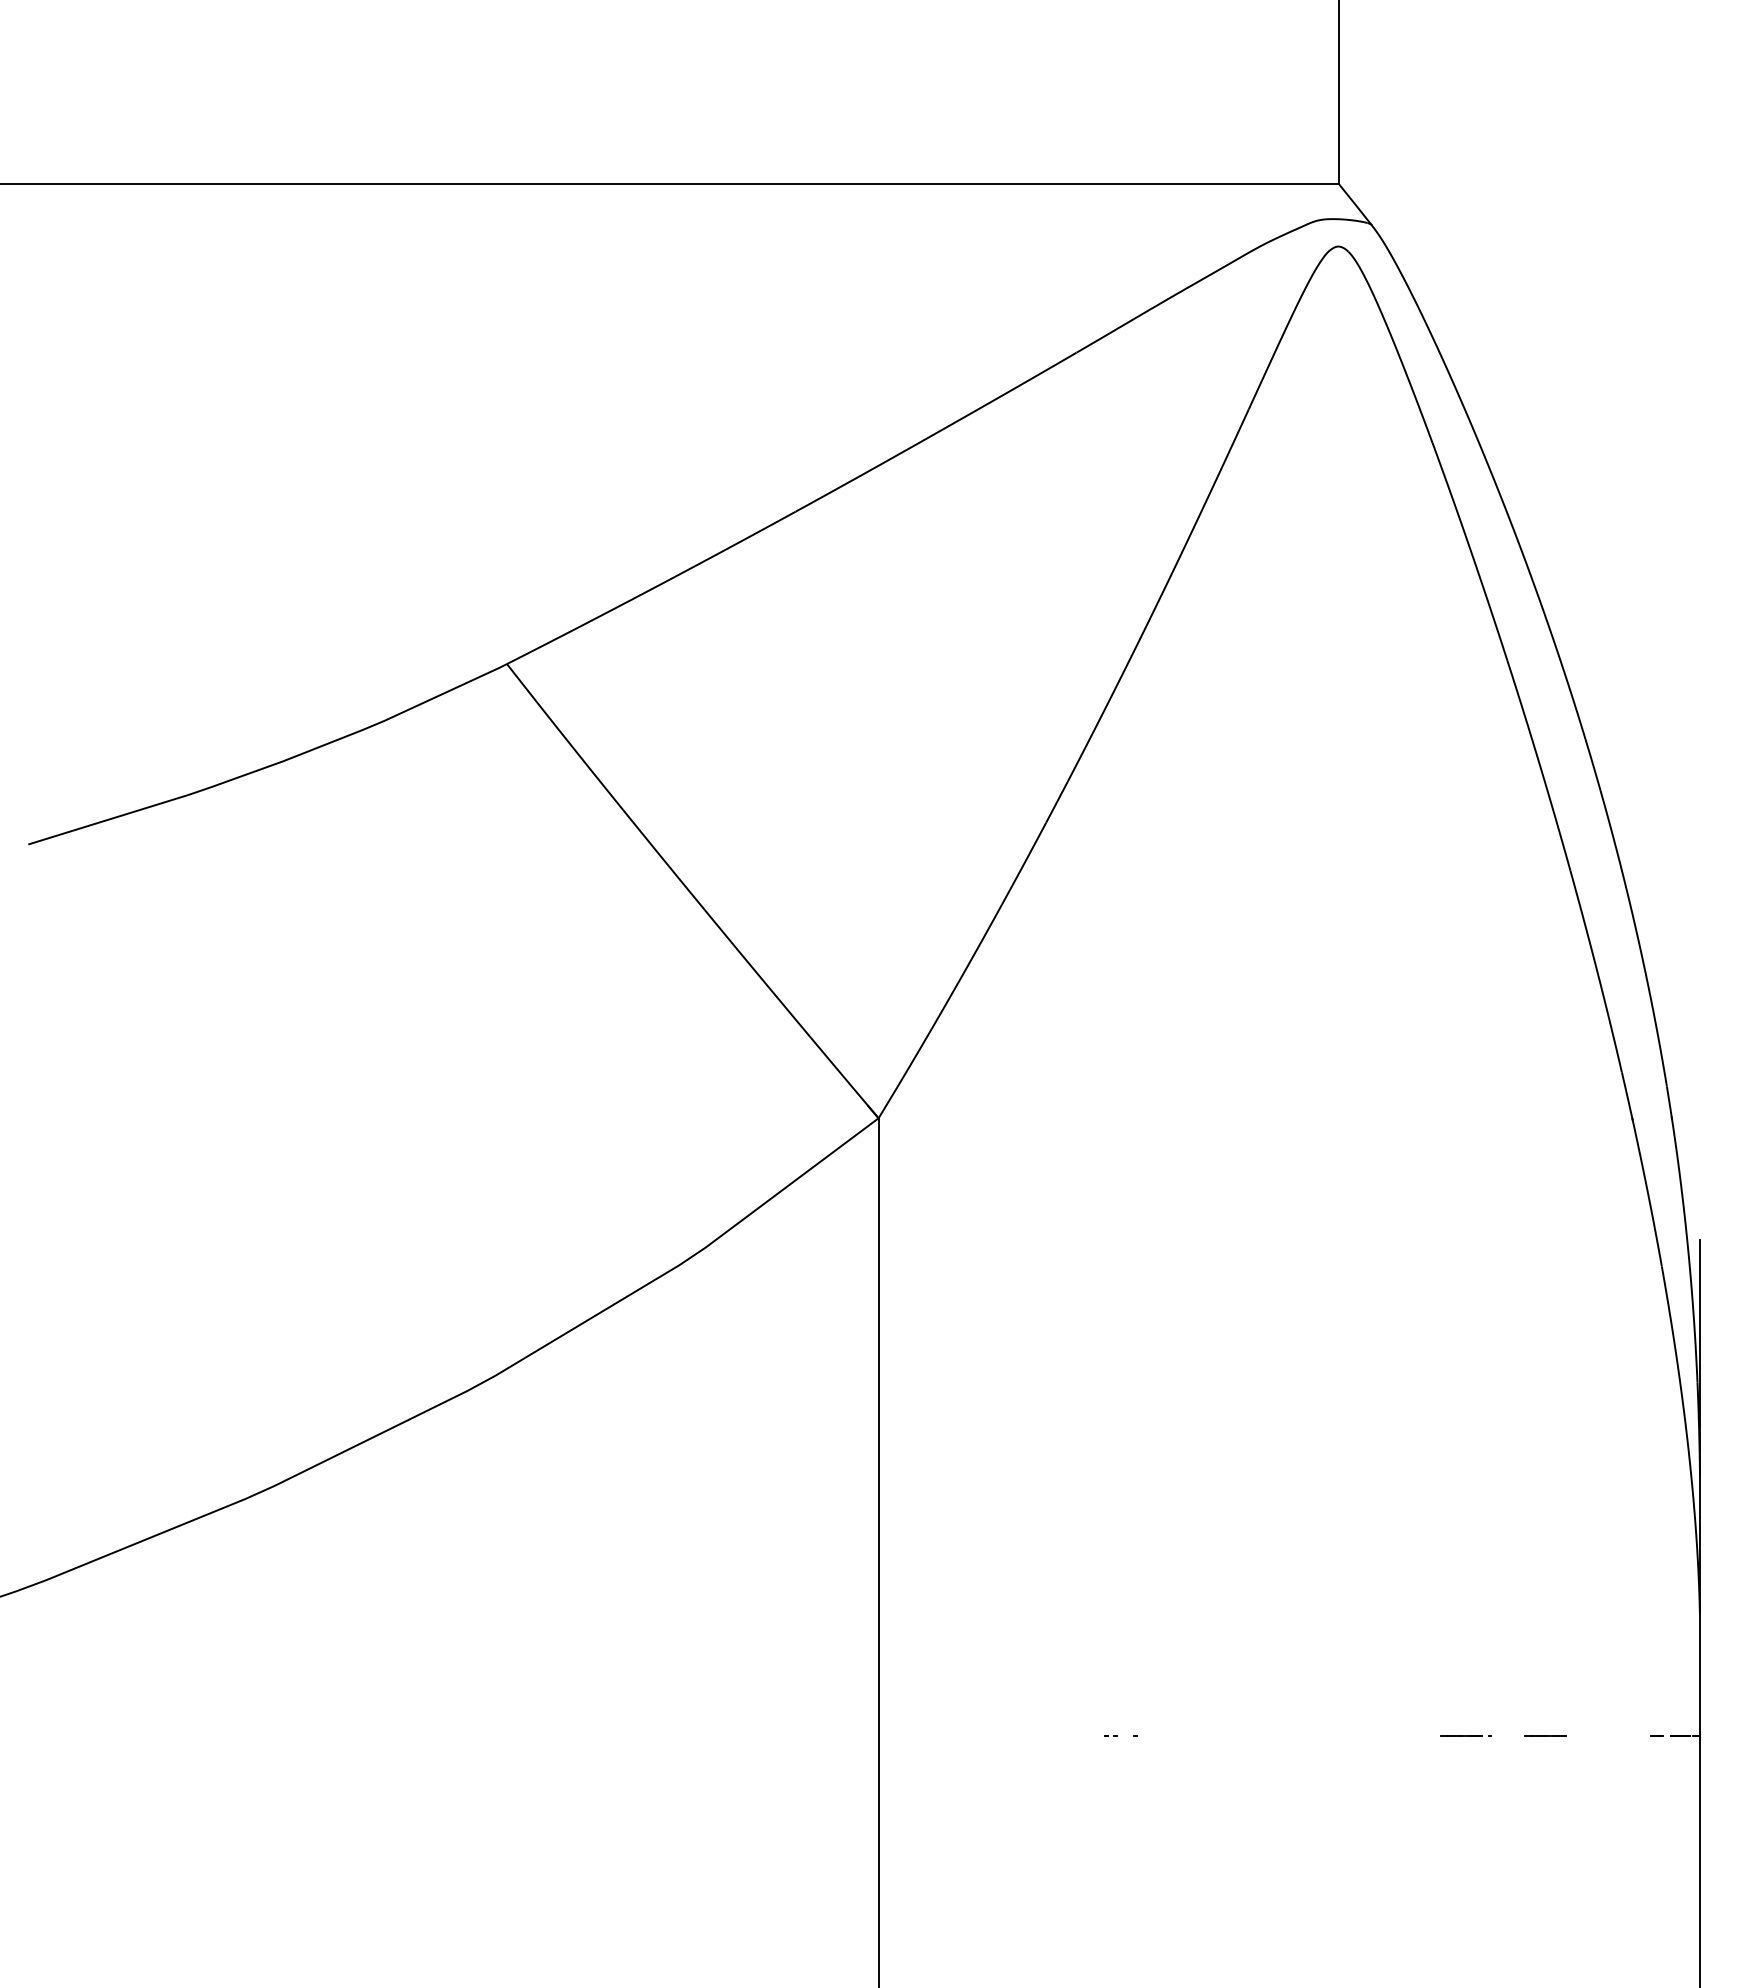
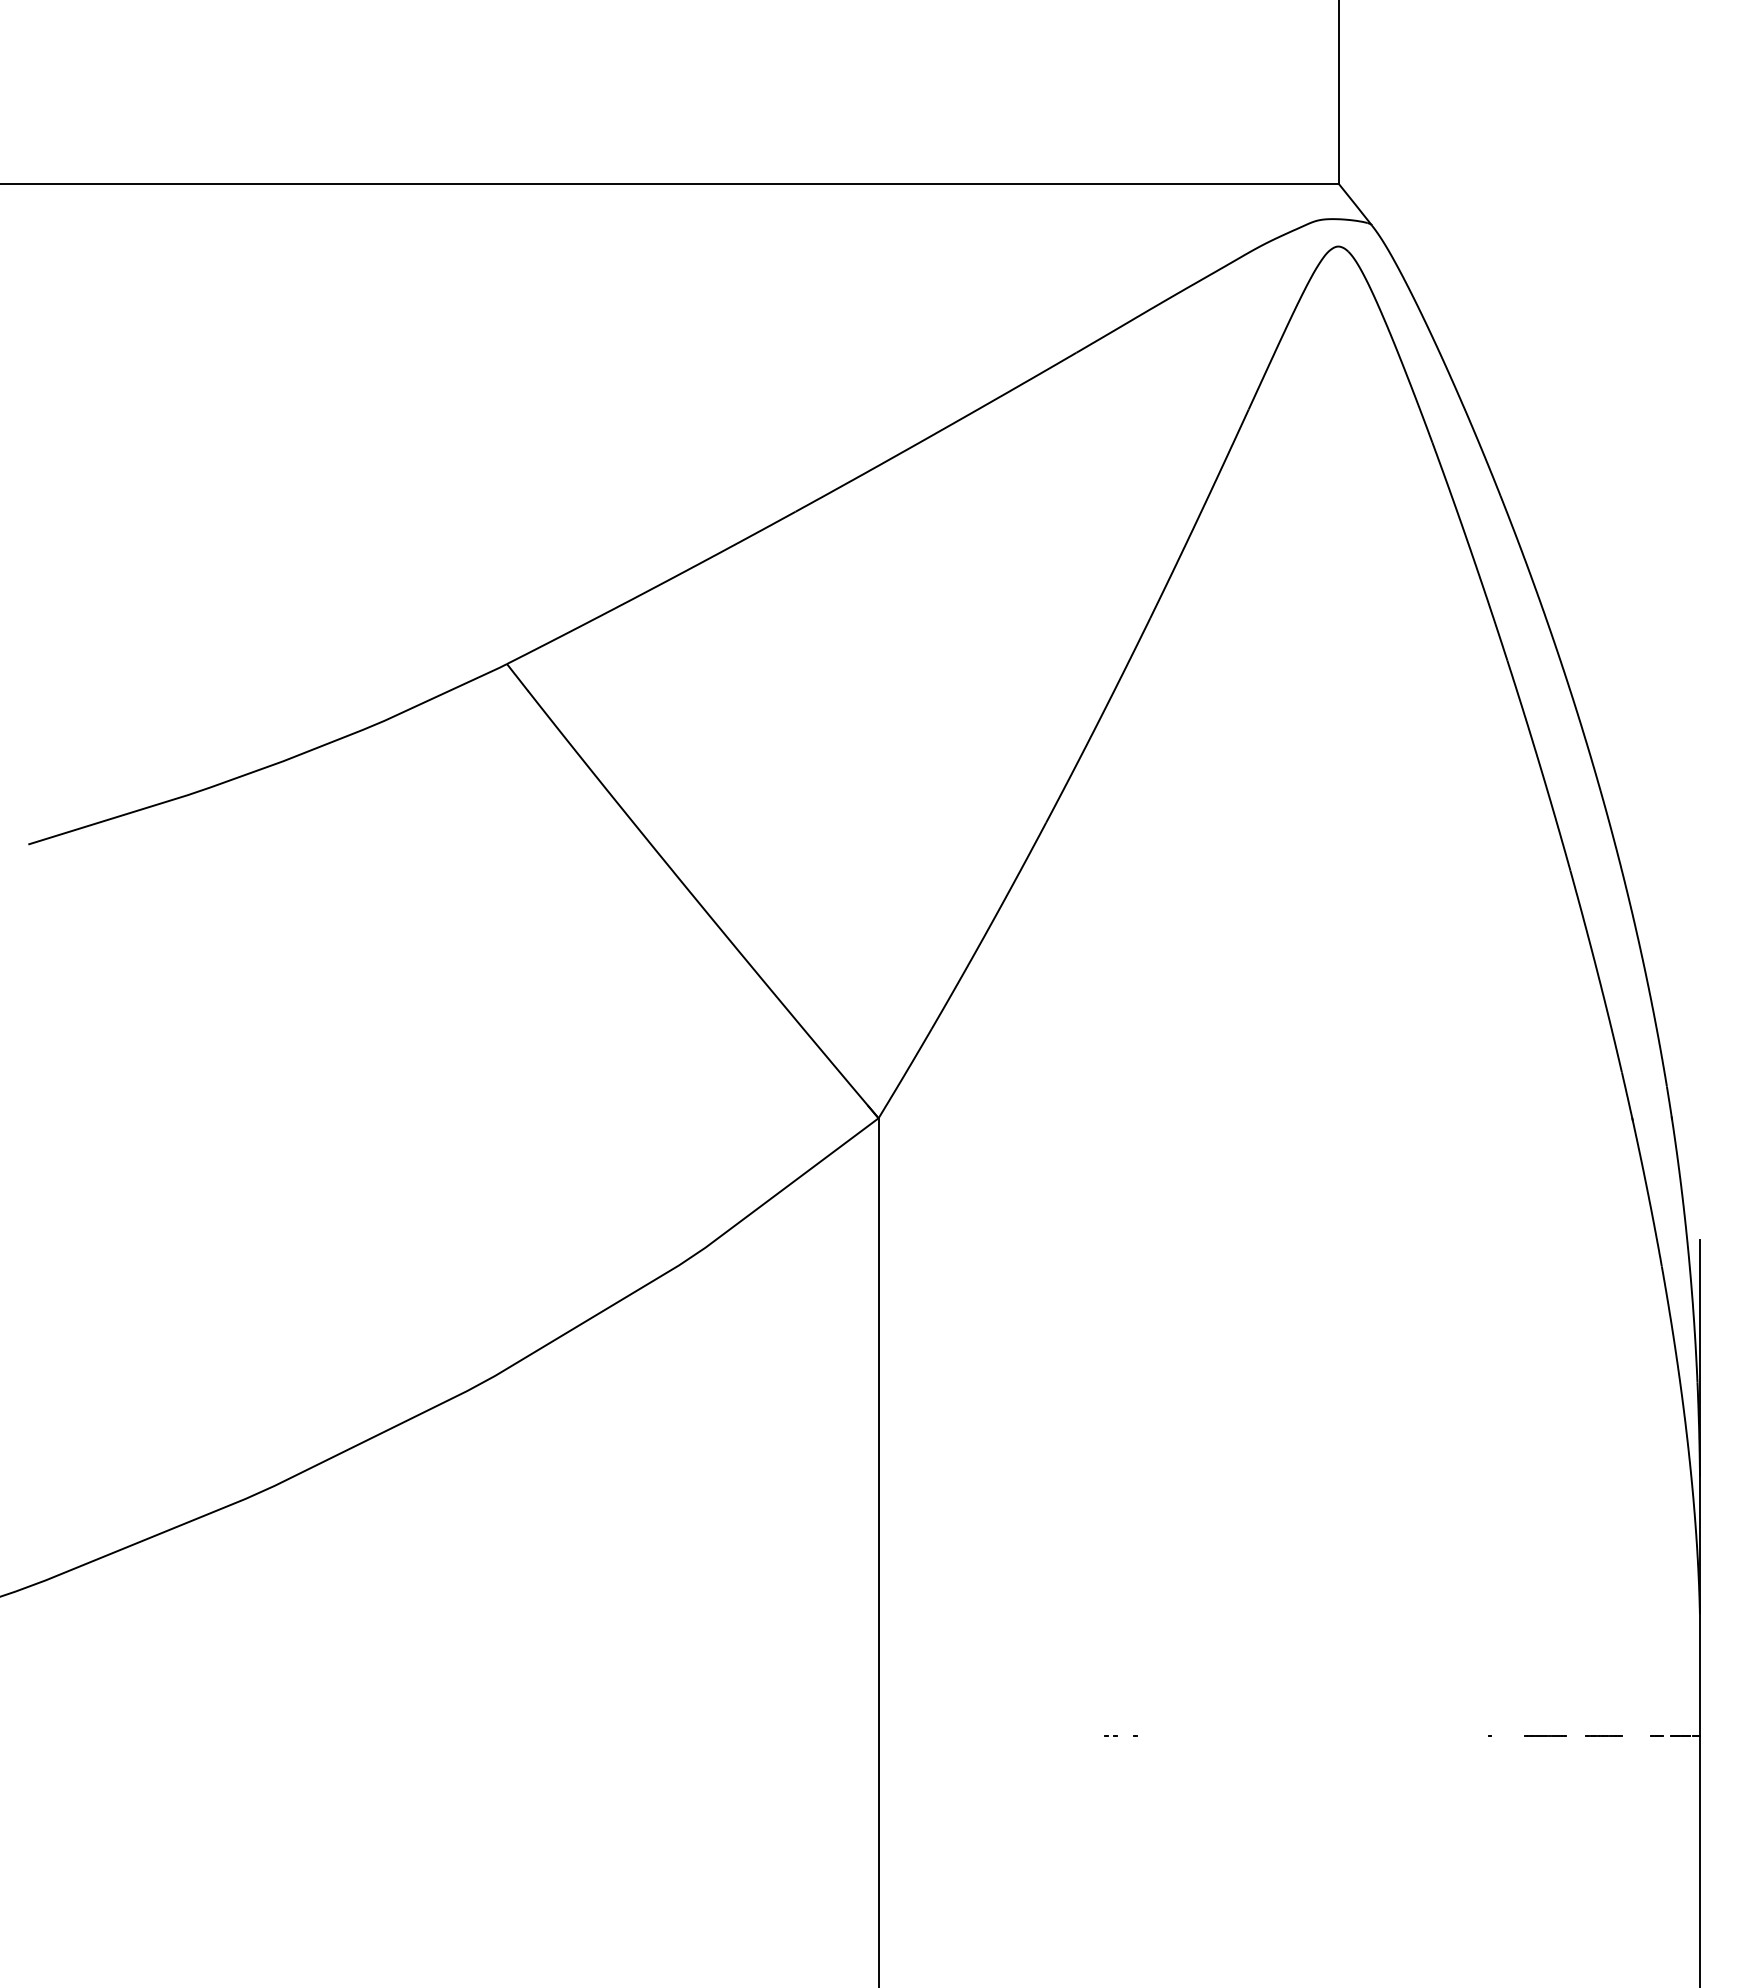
line: present -> none (1461, 1735)
line: none -> present (1603, 1735)
